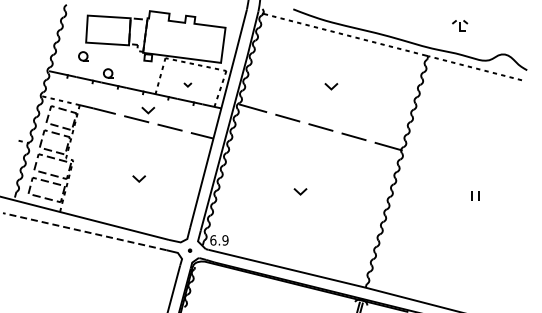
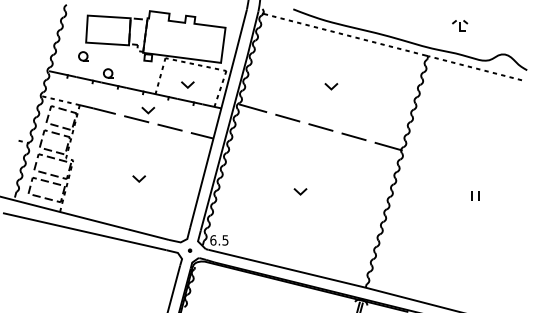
part size: 10x6 px -> 14x8 px (187, 84)
line: dashed -> solid (84, 231)
text: 6.9 -> 6.5 (225, 240)
